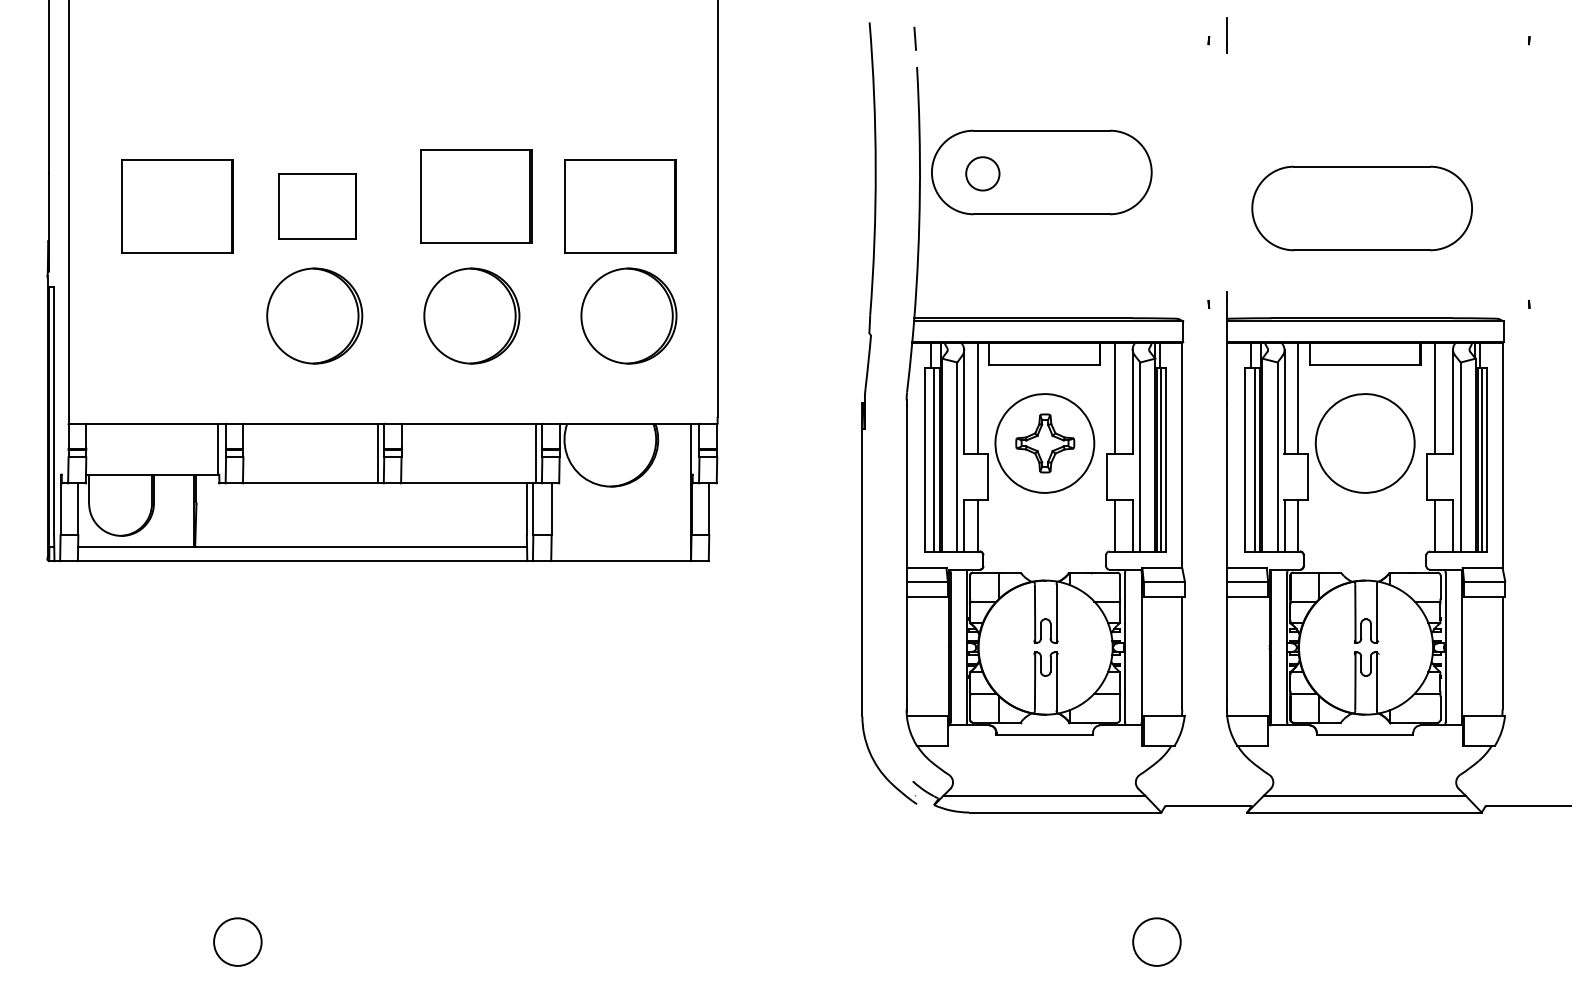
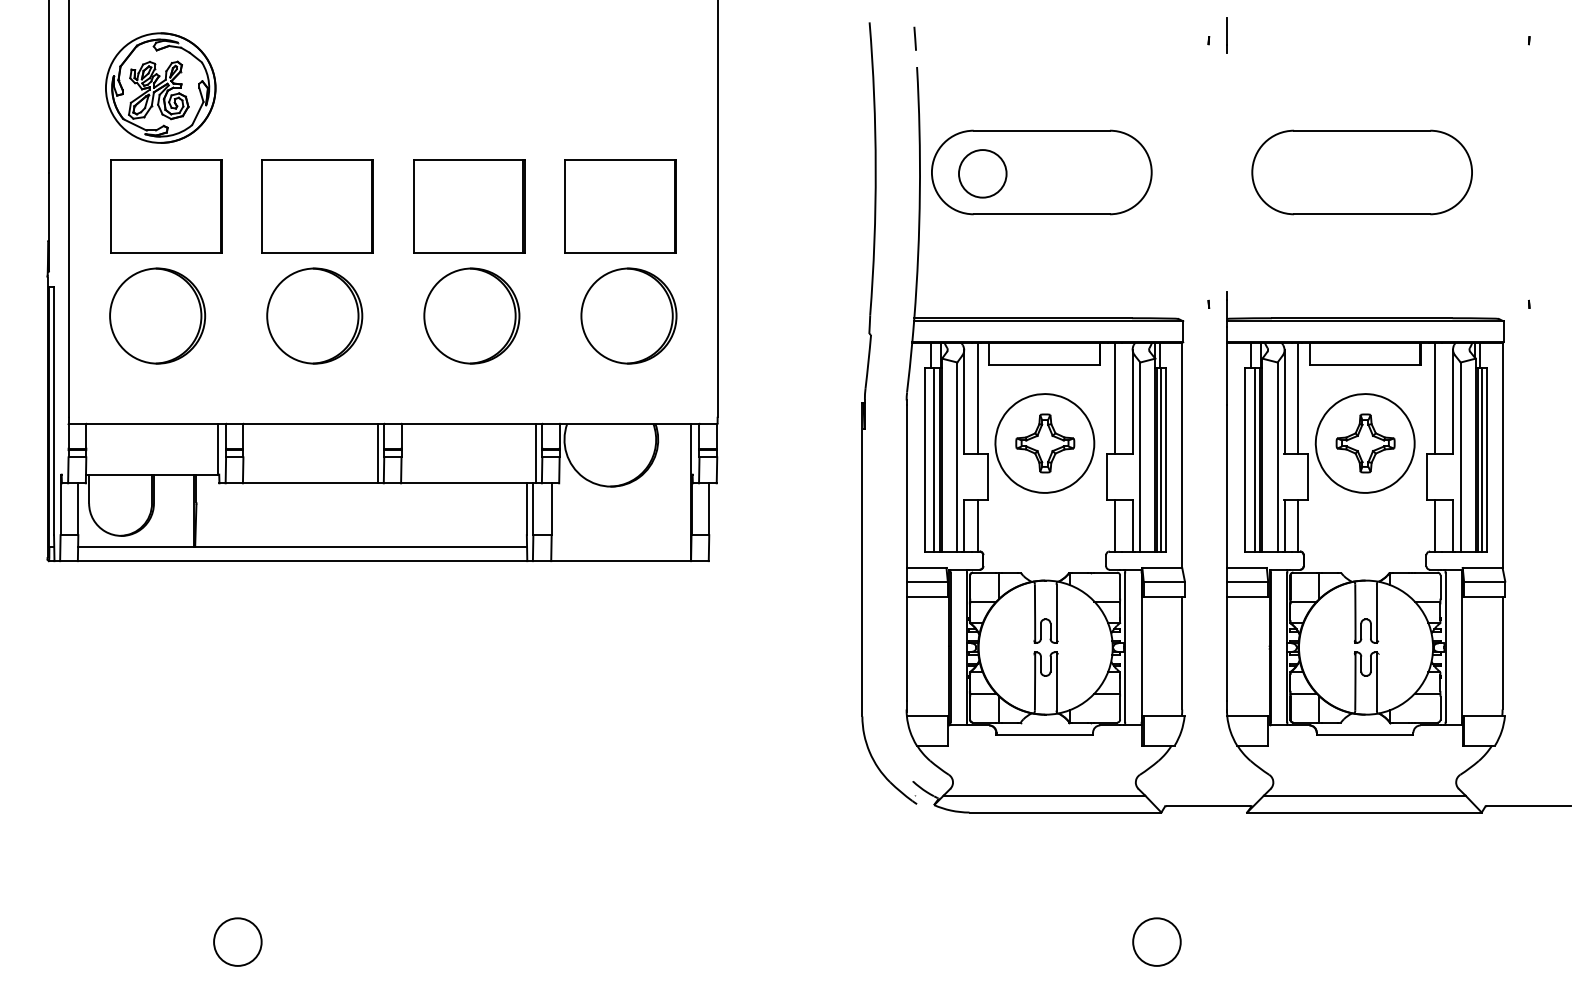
part: none -> present (160, 87)
circle size: 36x36 px -> 50x50 px (982, 173)
part position: (476, 196) -> (469, 206) (469, 206)
part position: (177, 206) -> (166, 206) (166, 206)
part size: 79x67 px -> 113x95 px (317, 206)
part position: (1361, 208) -> (1361, 172) (1361, 172)
part: none -> present (157, 315)
part: none -> present (1365, 443)
